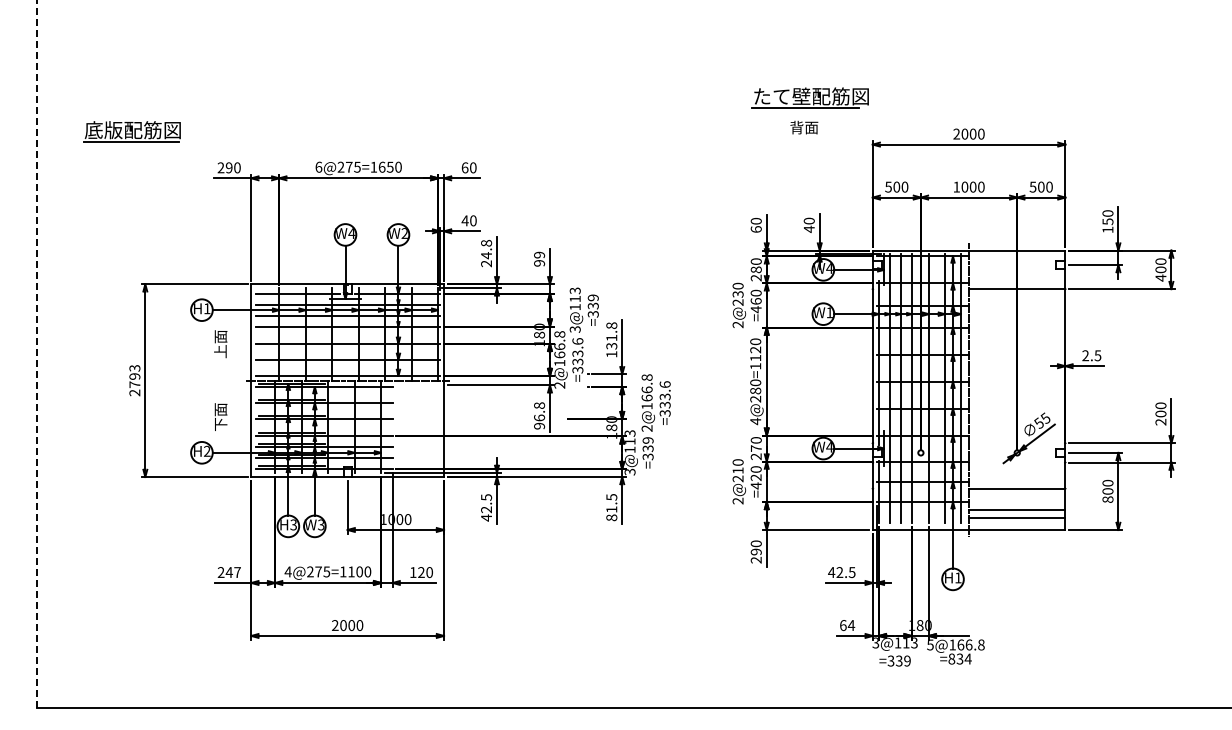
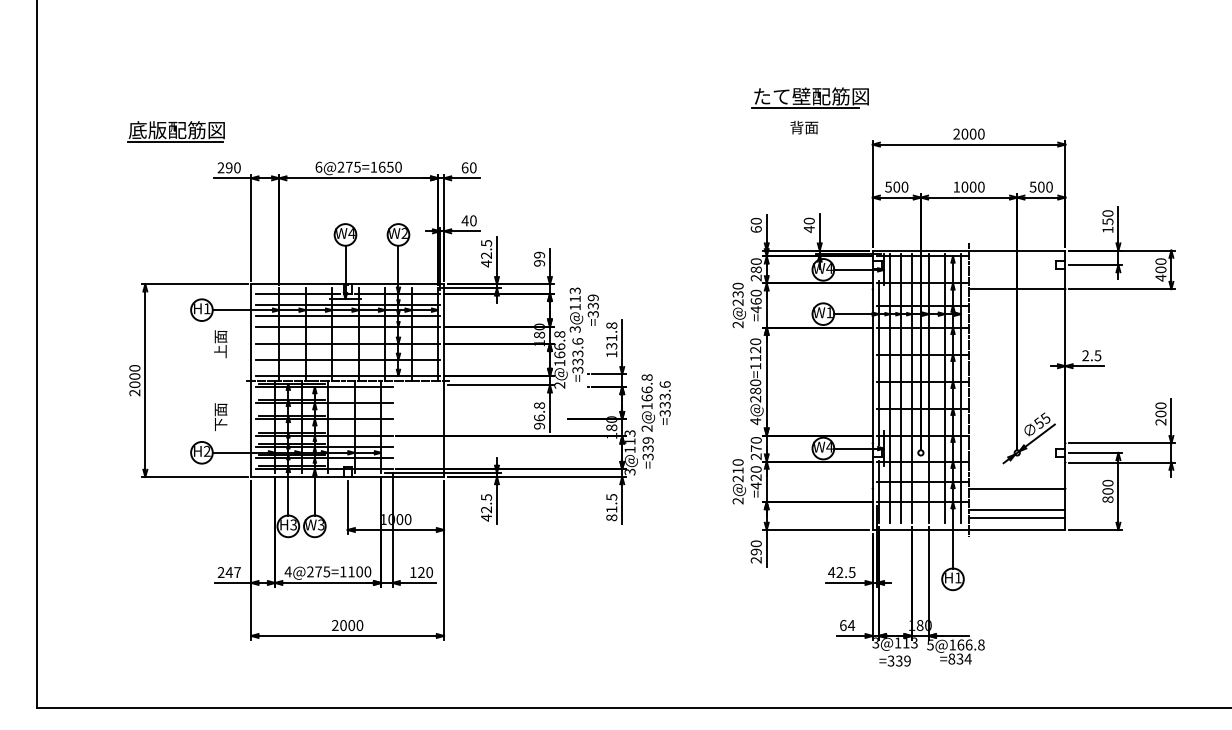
part position: (131, 131) -> (175, 131) (175, 131)
text: 24.8 -> 42.5 (486, 253)
line: dashed -> solid (36, 354)
text: 2793 -> 2000 (134, 376)
